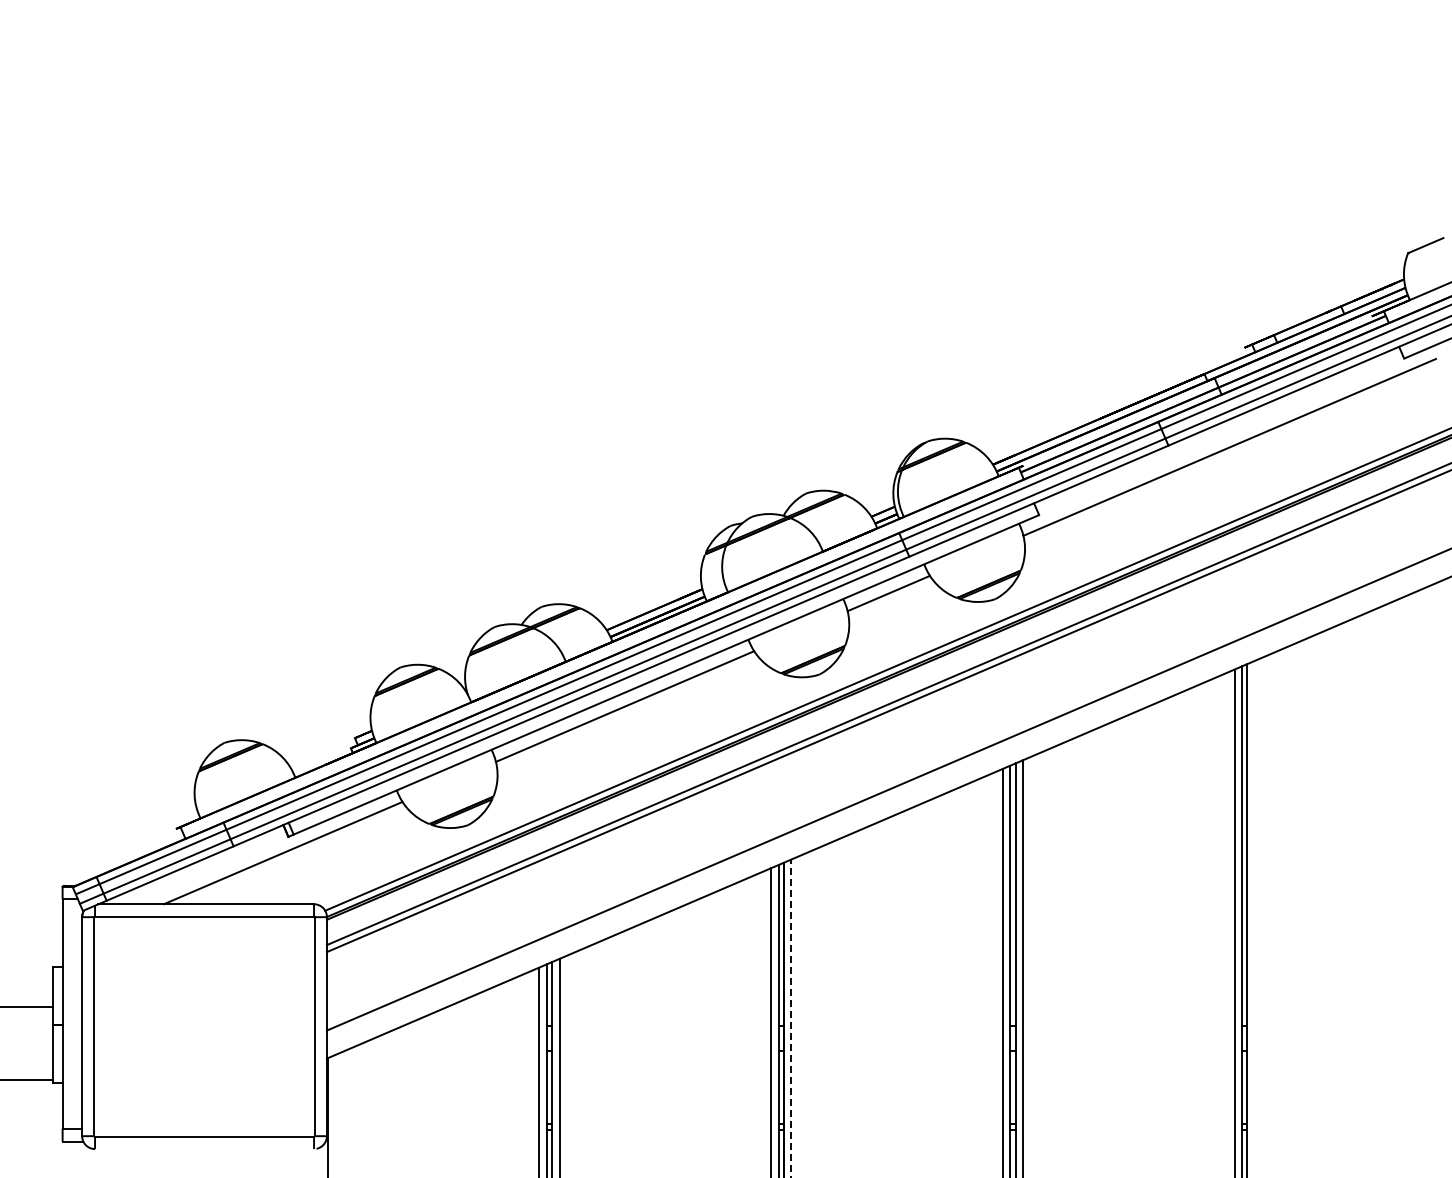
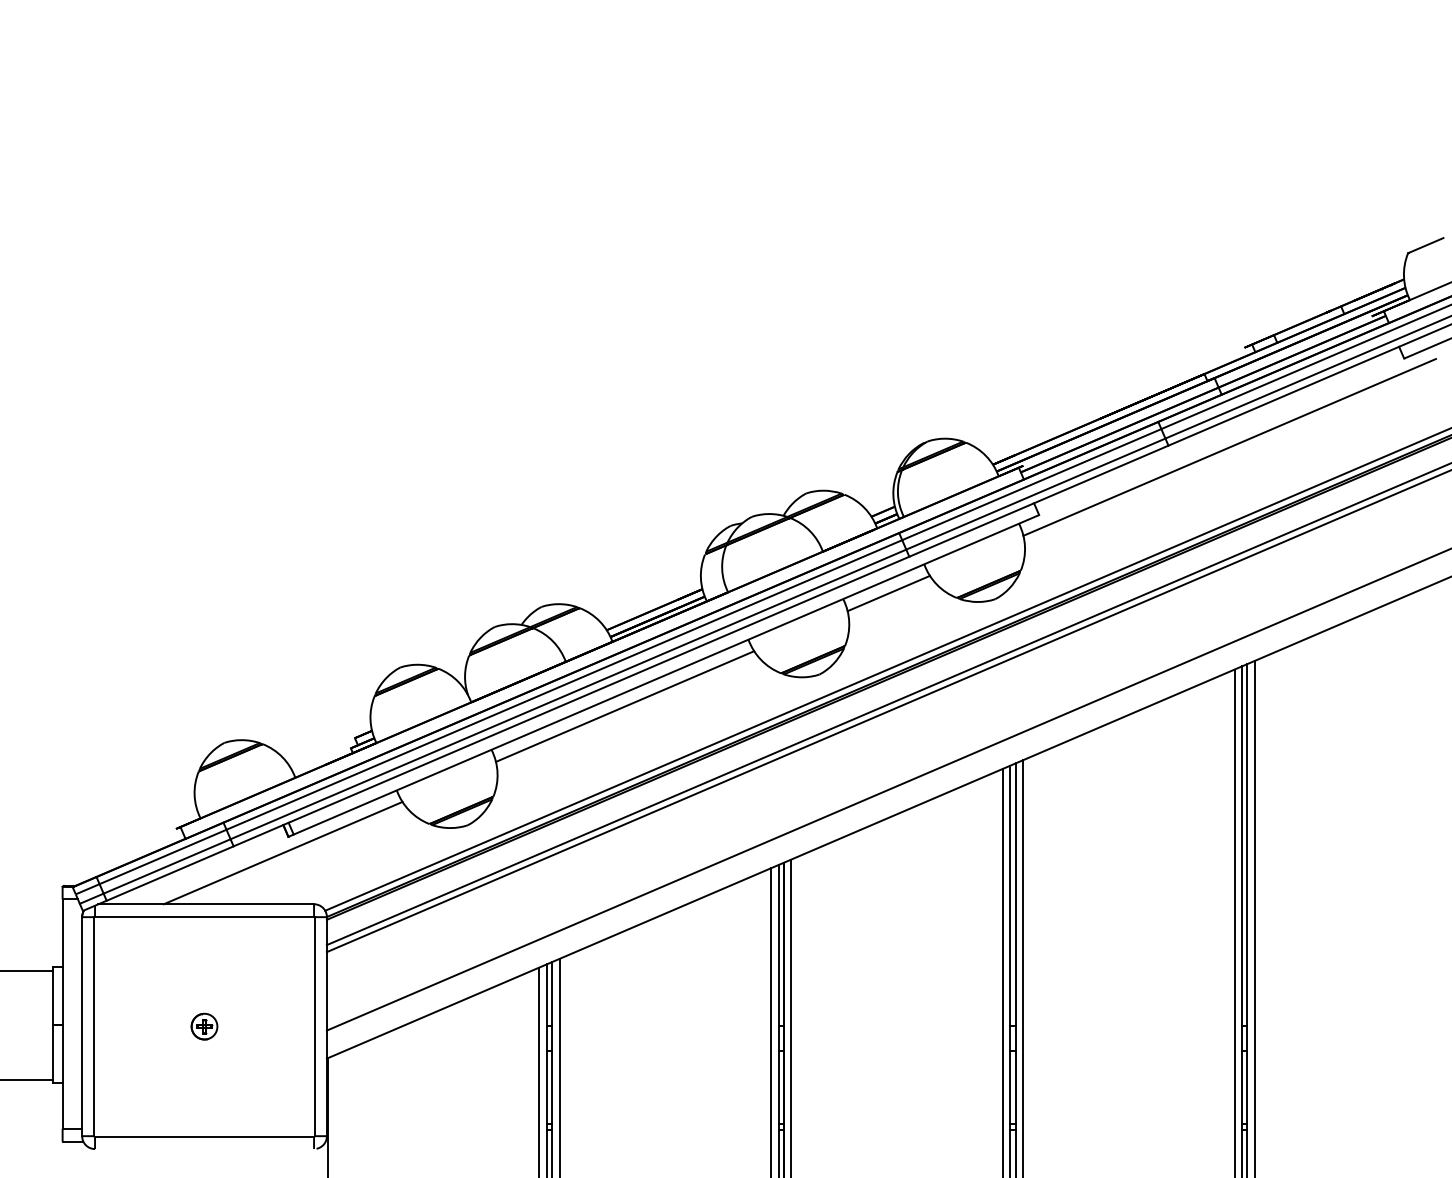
line: none -> present (1255, 917)
line position: (27, 1006) -> (27, 970) (27, 970)
line: dashed -> solid (791, 1018)
part: none -> present (204, 1026)
